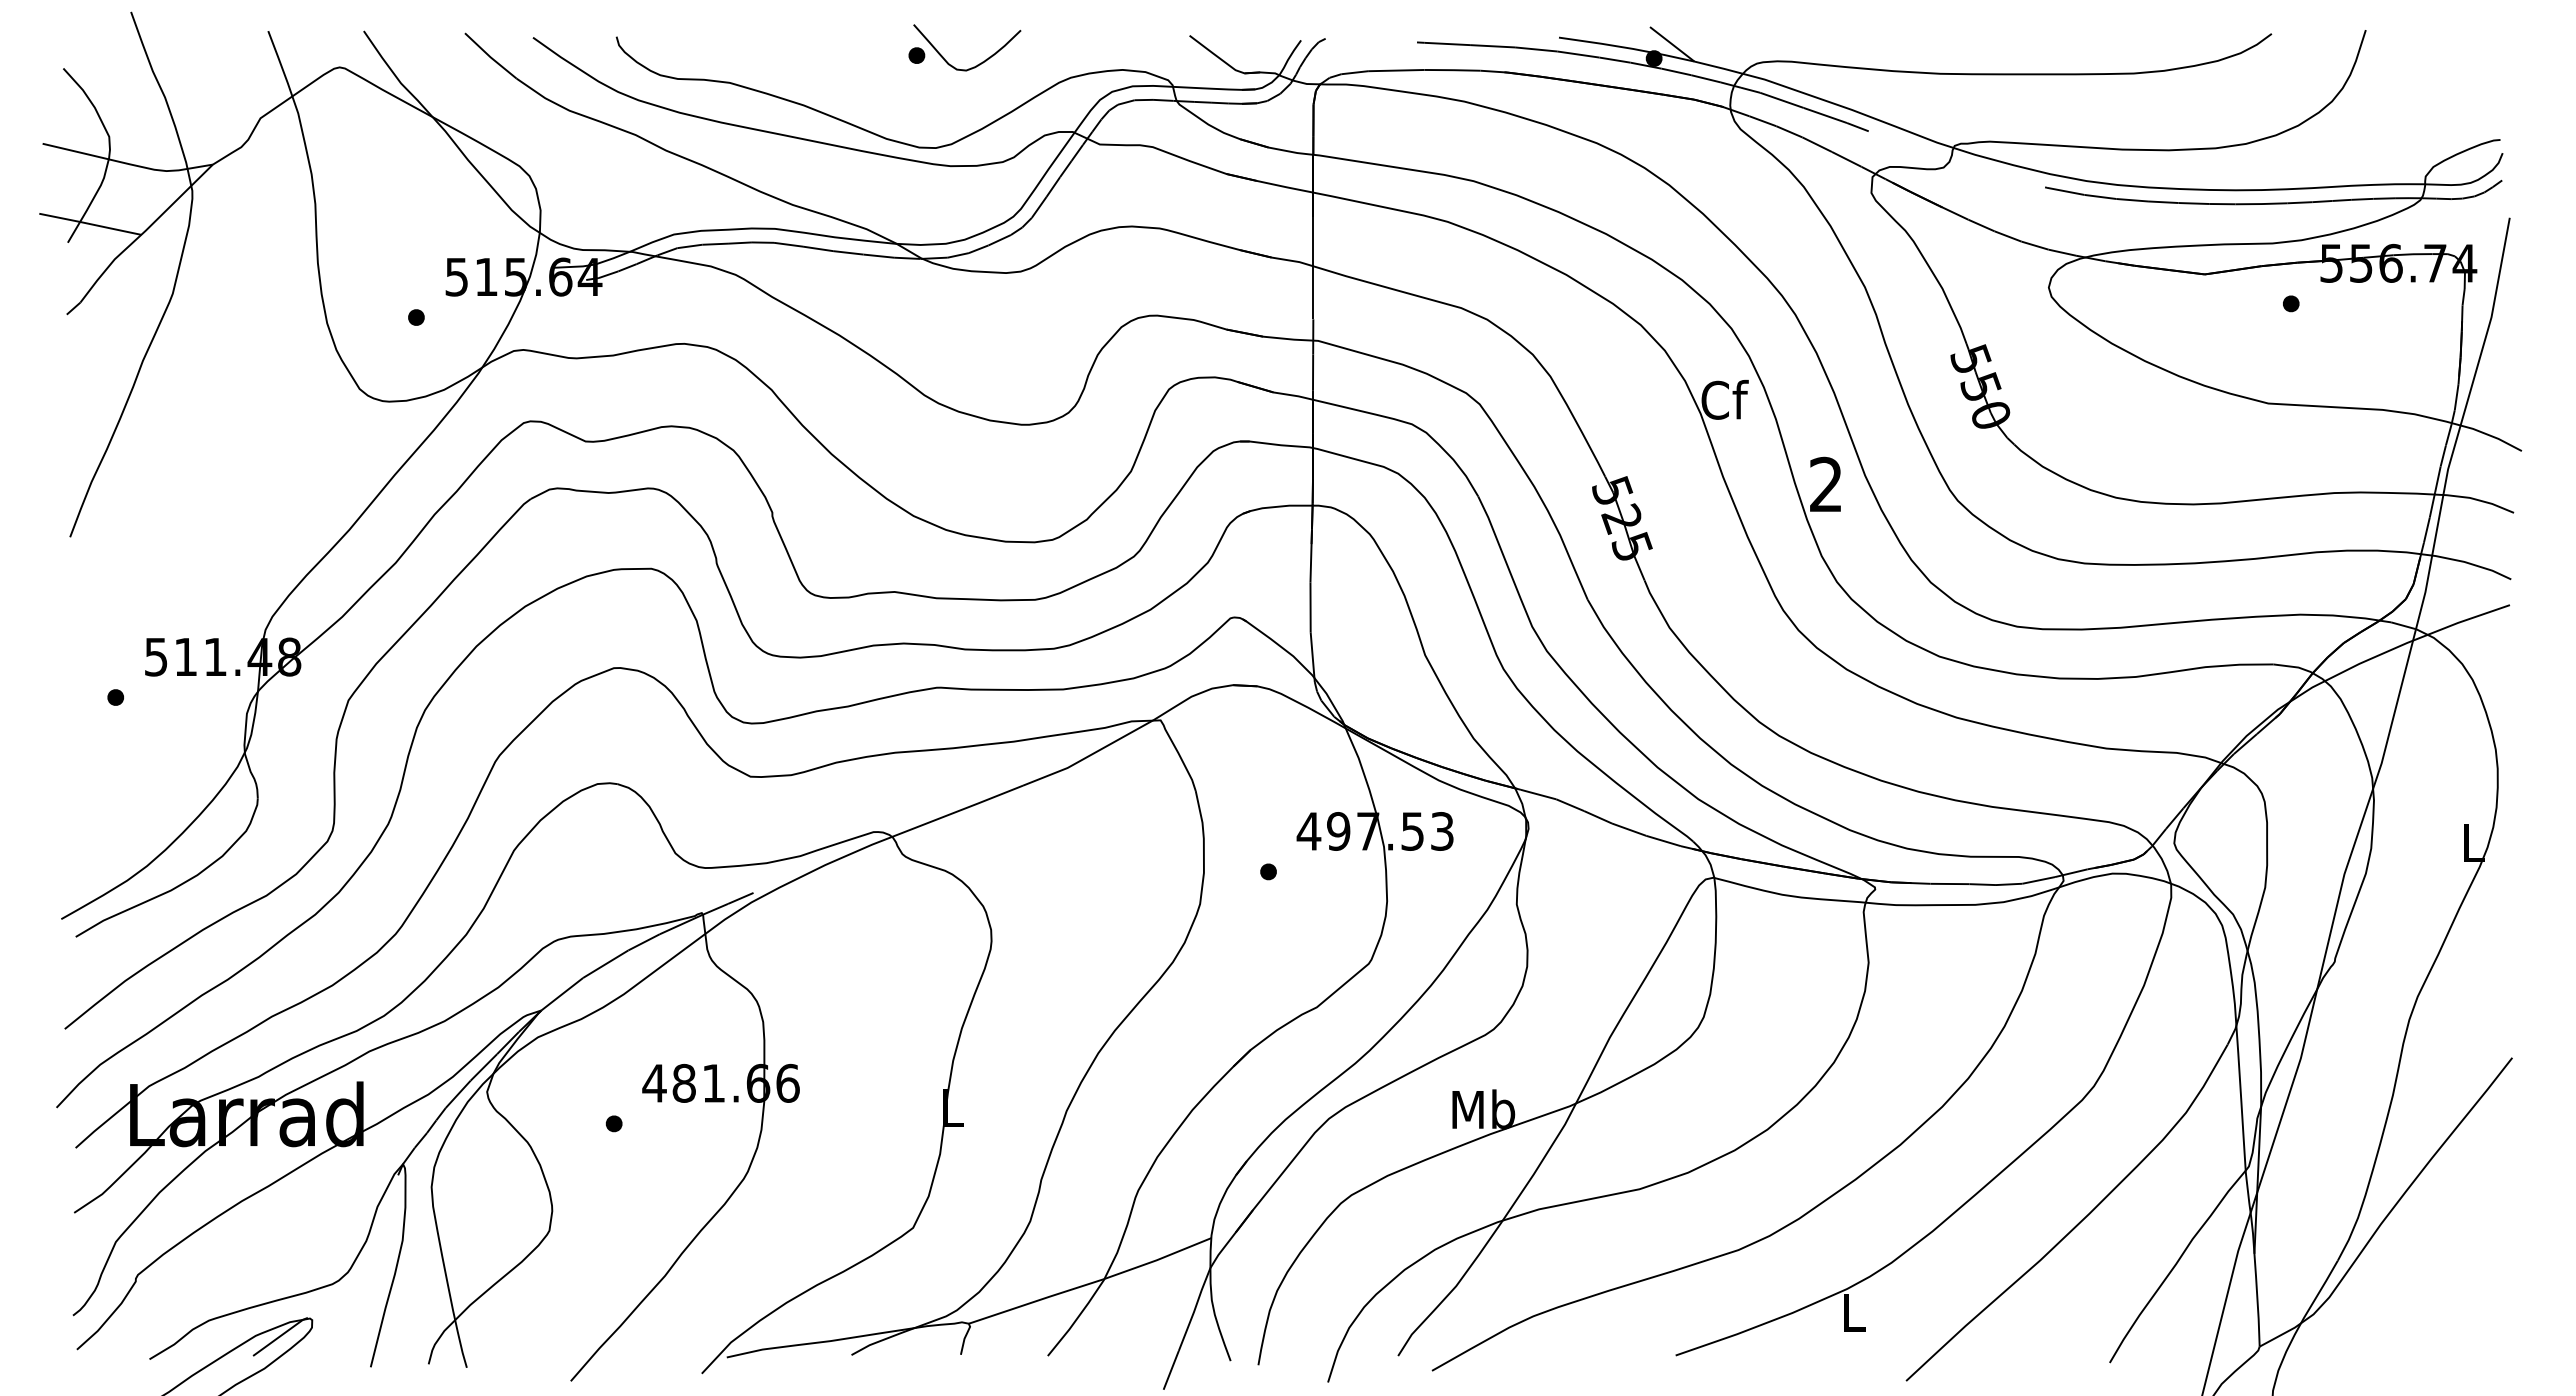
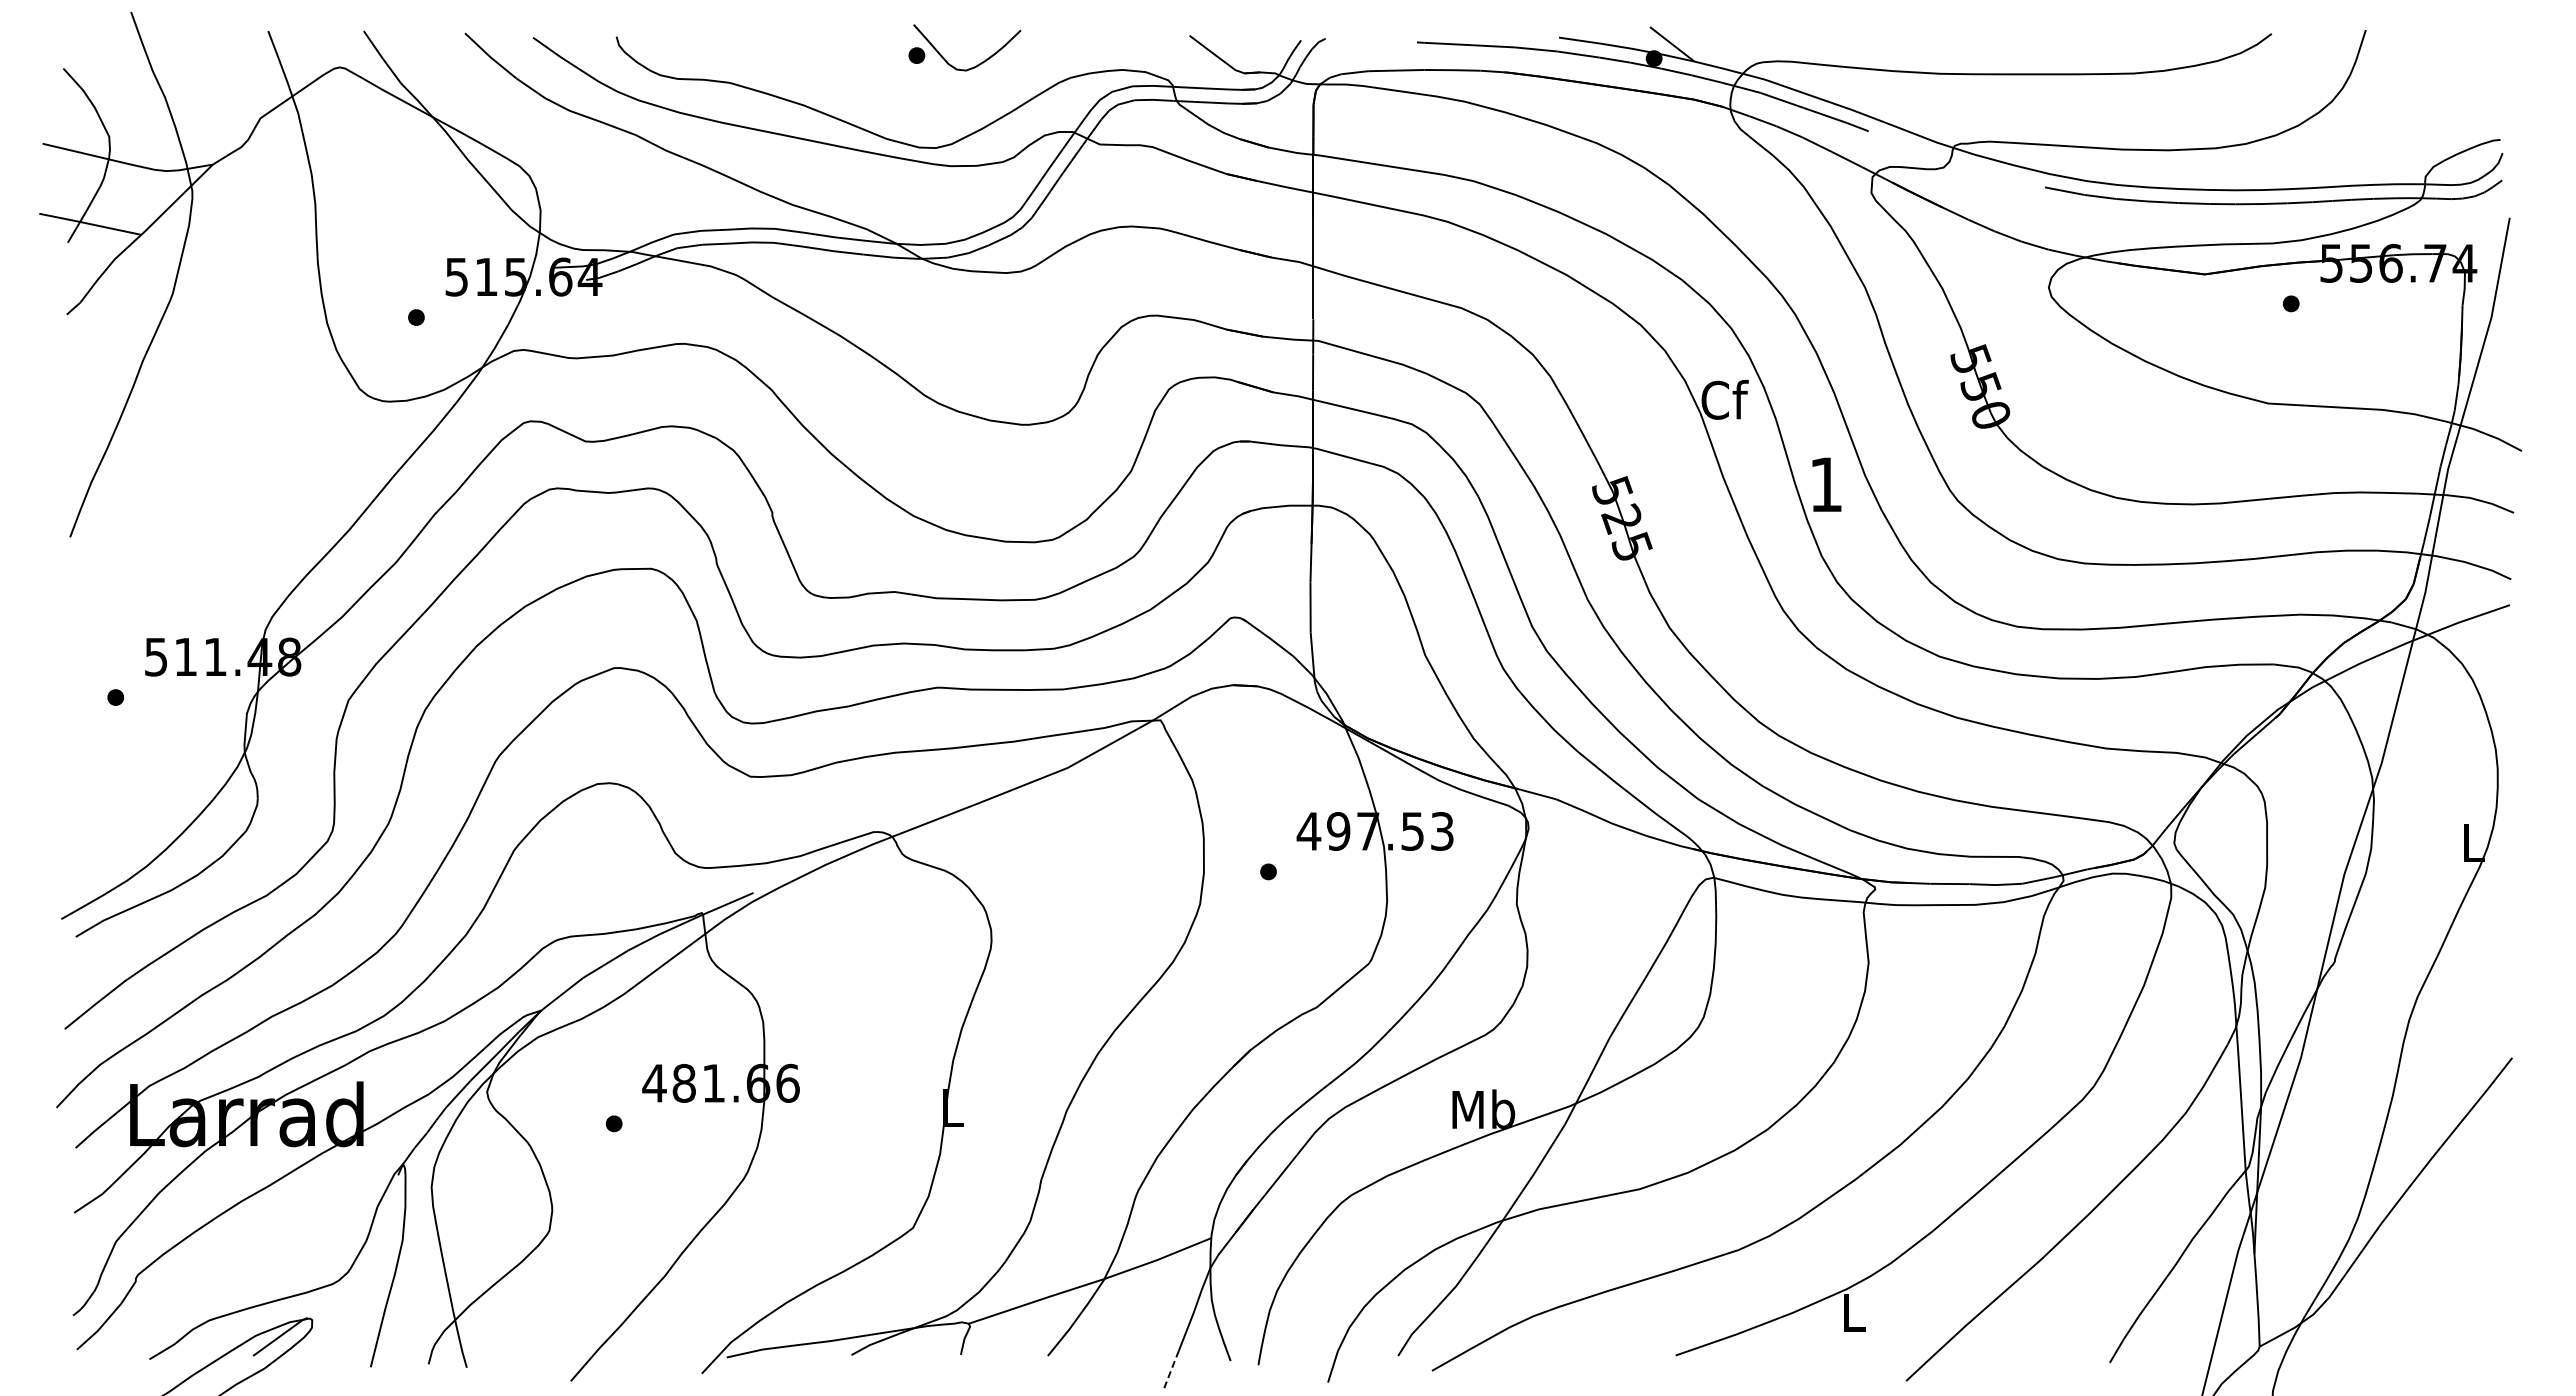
text: 2 -> 1 (1825, 483)
line: solid -> dashed (1171, 1370)
